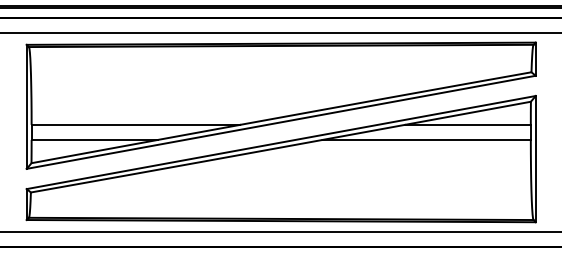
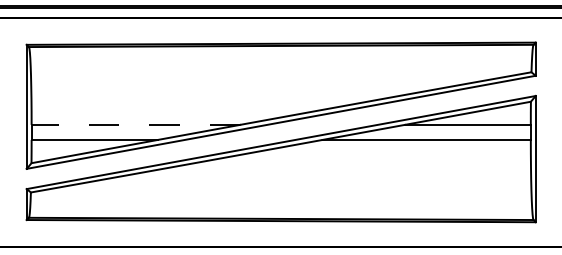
line: present -> none (280, 32)
line: solid -> dashed (135, 124)
line: present -> none (280, 232)
